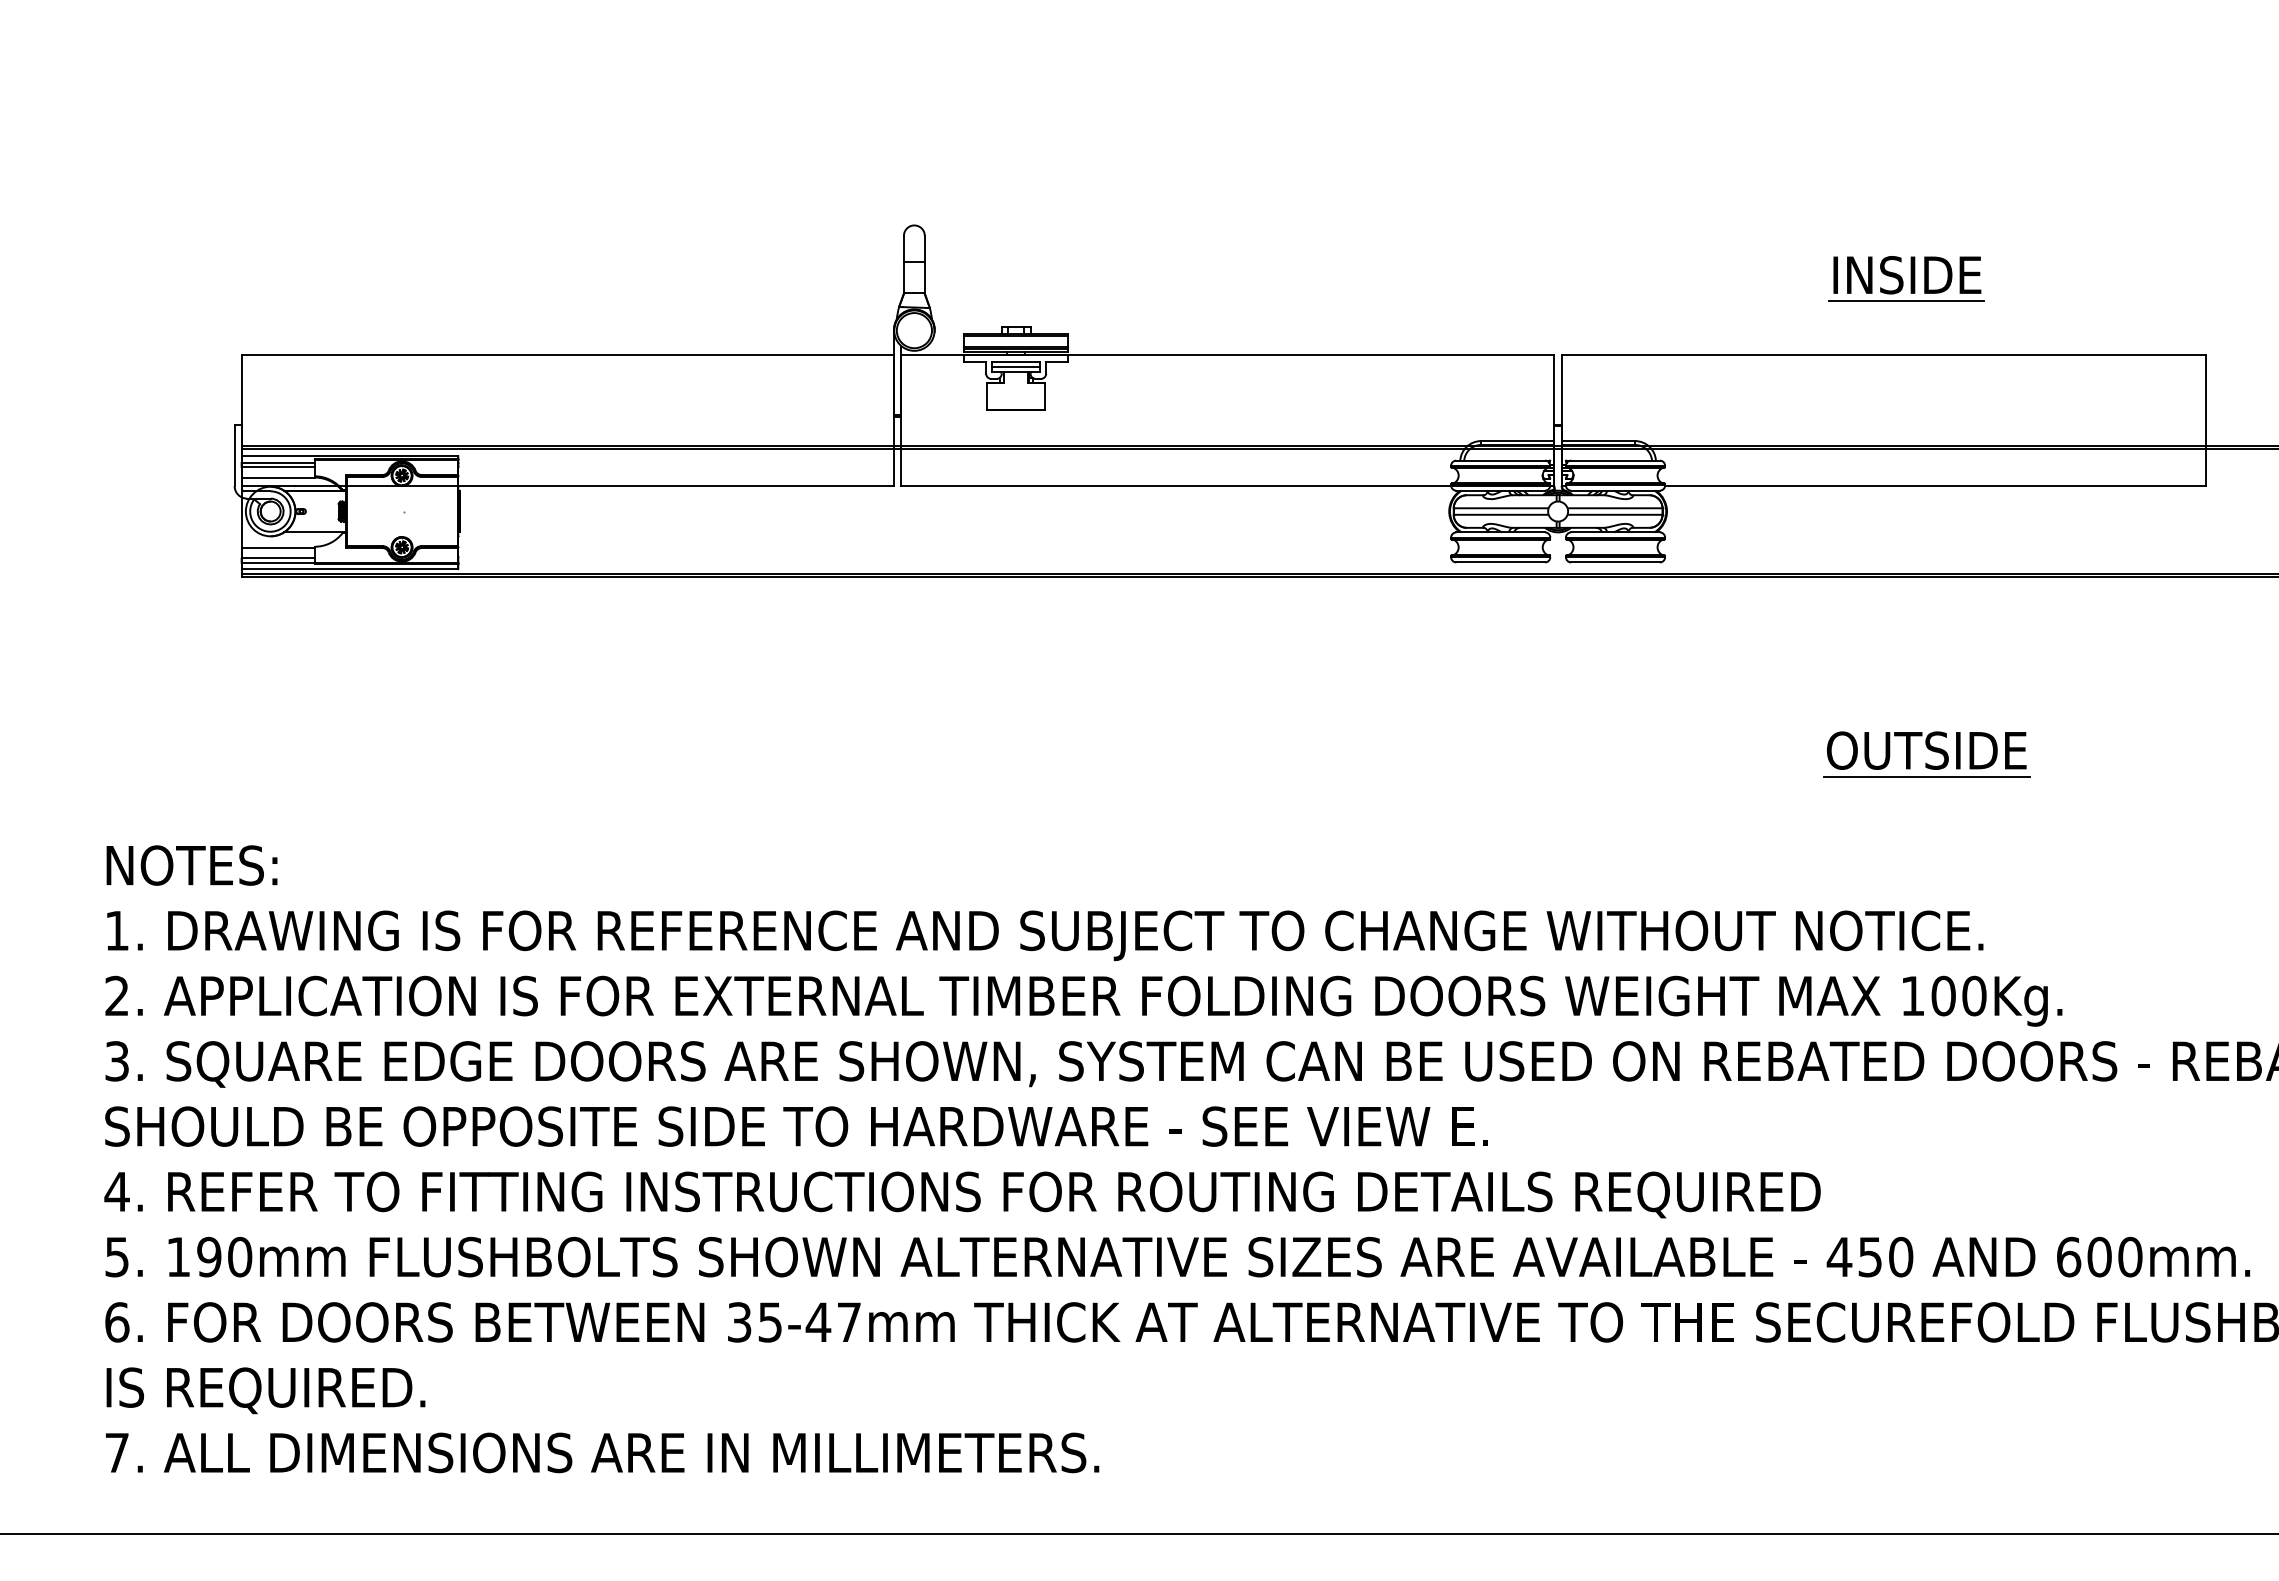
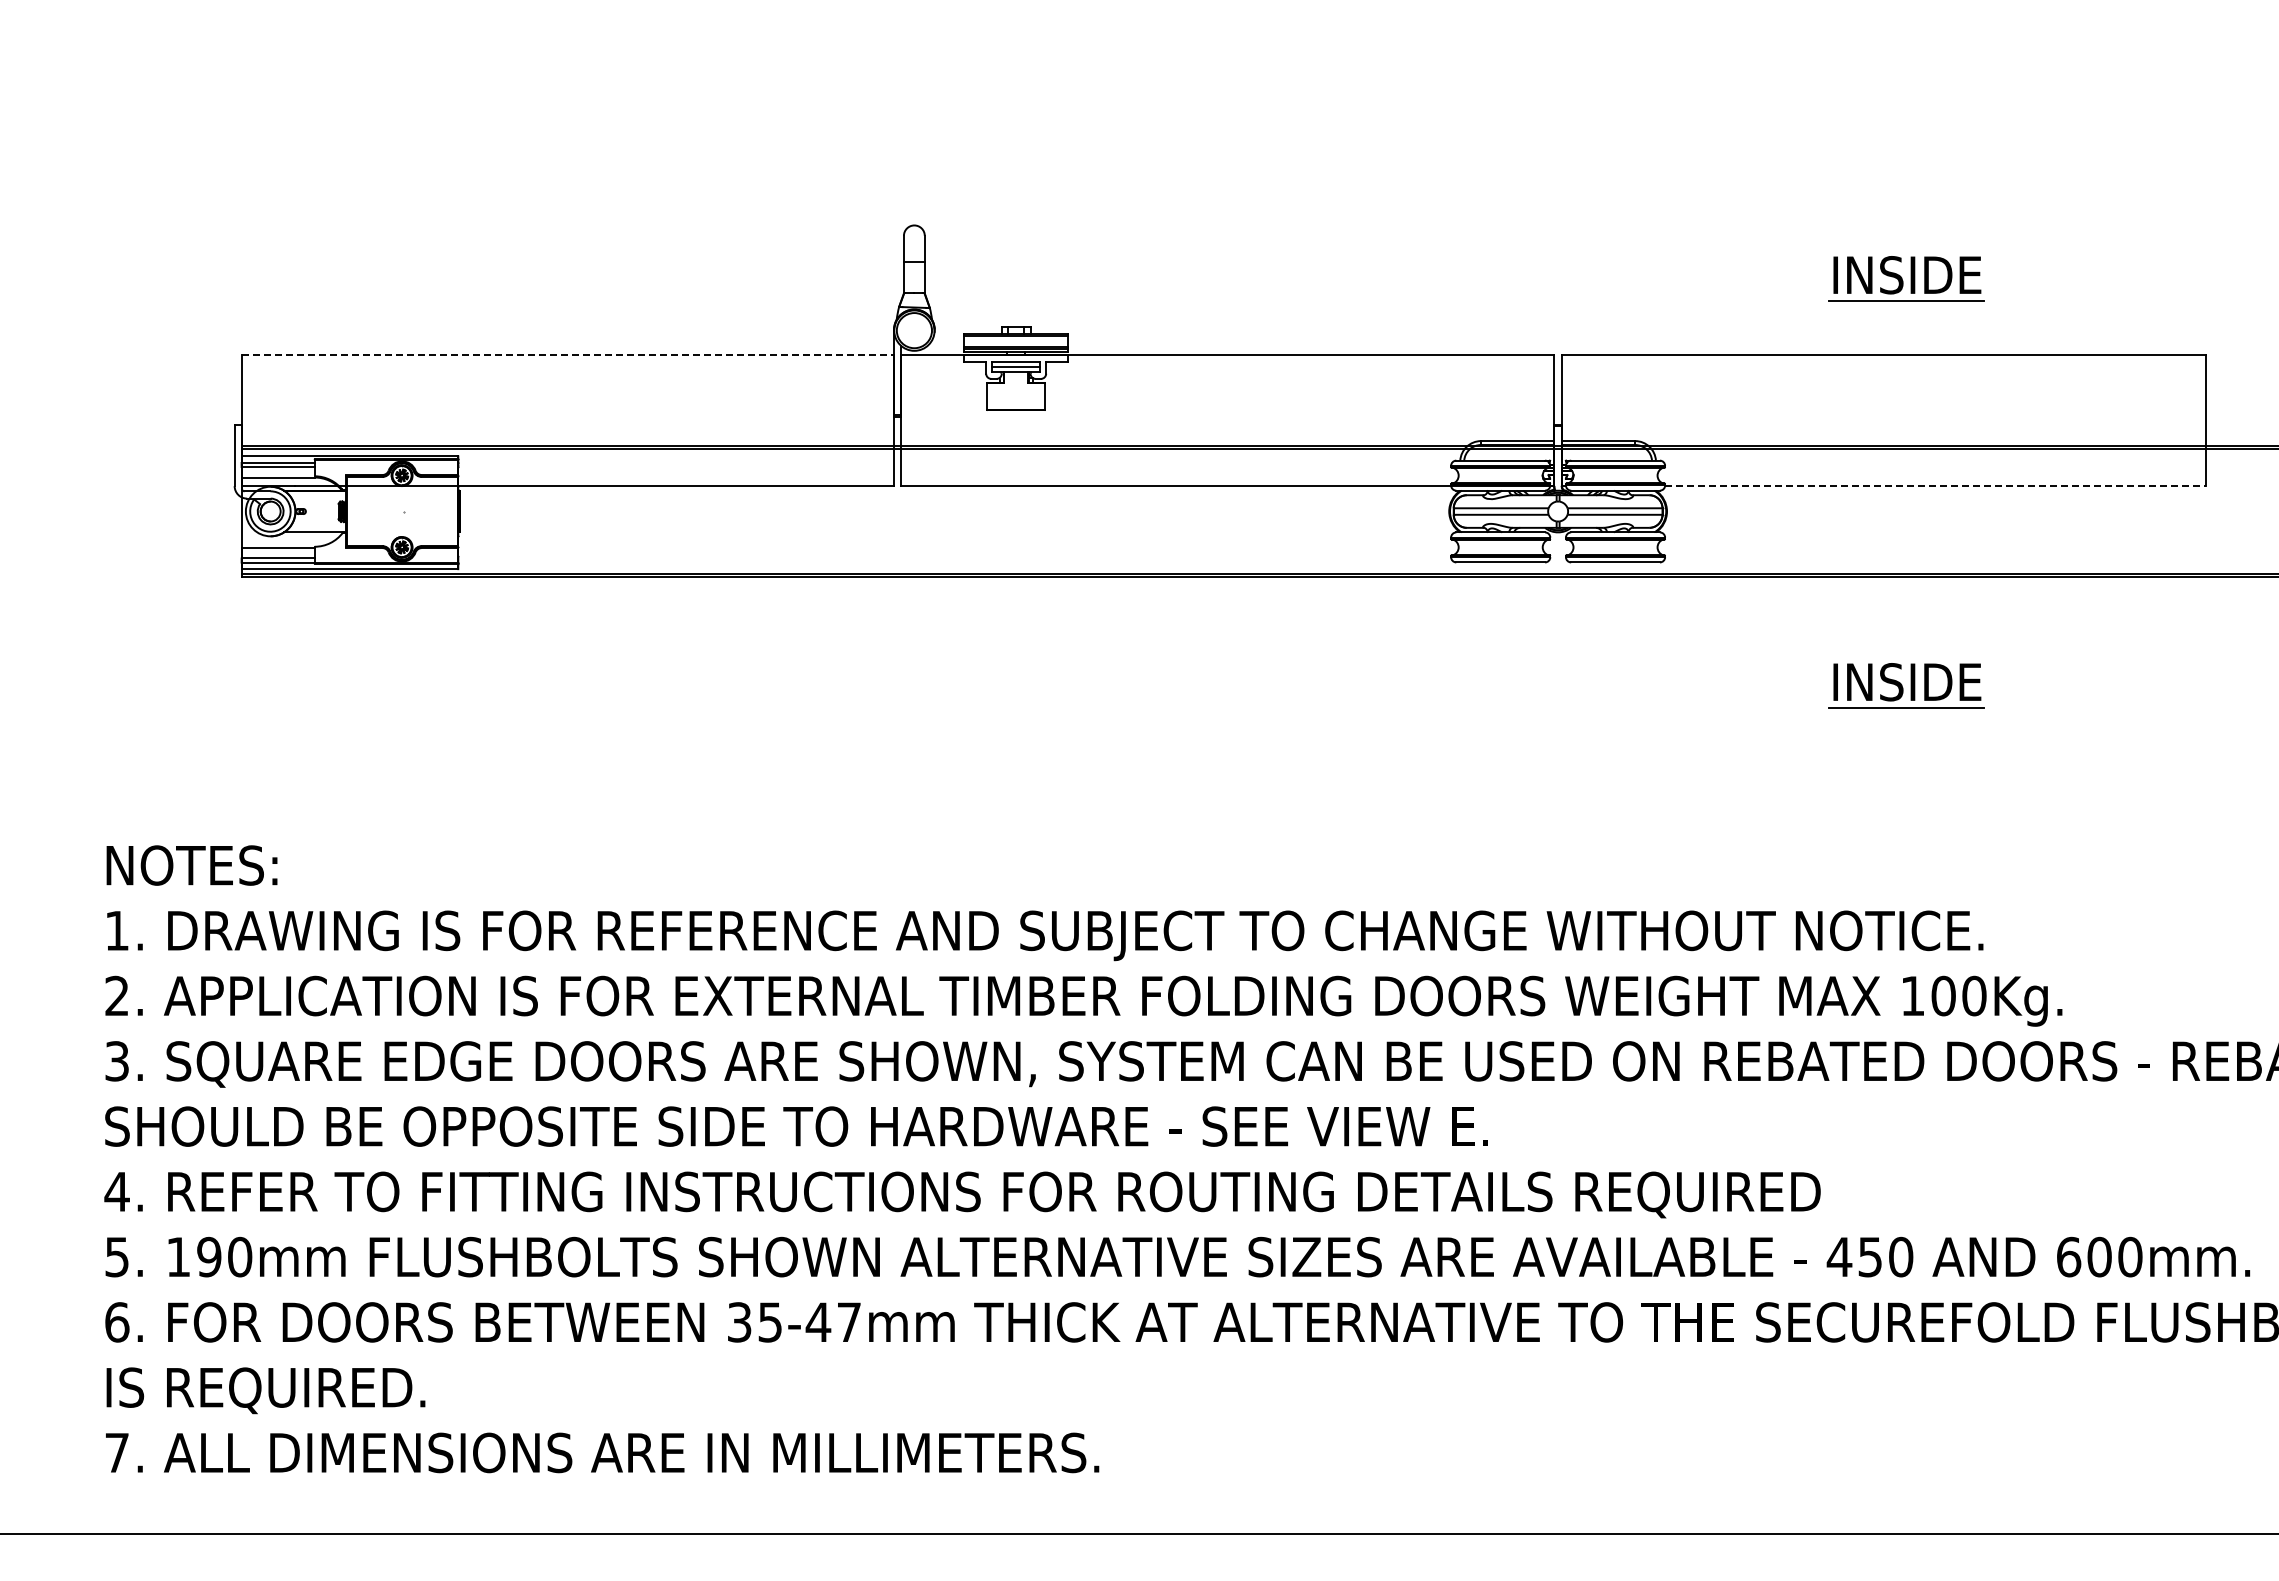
line: solid -> dashed (568, 355)
line: solid -> dashed (1935, 485)
part: none -> present (1906, 685)
part: present -> none (1926, 754)
